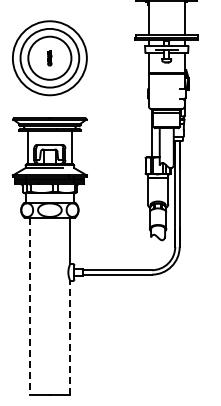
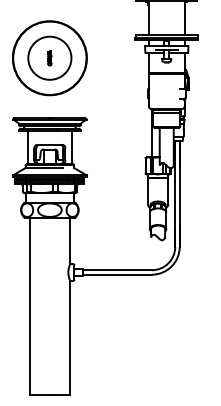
circle diameter: 59 px -> 73 px (49, 57)
line: dashed -> solid (29, 306)
line: dashed -> solid (70, 337)
